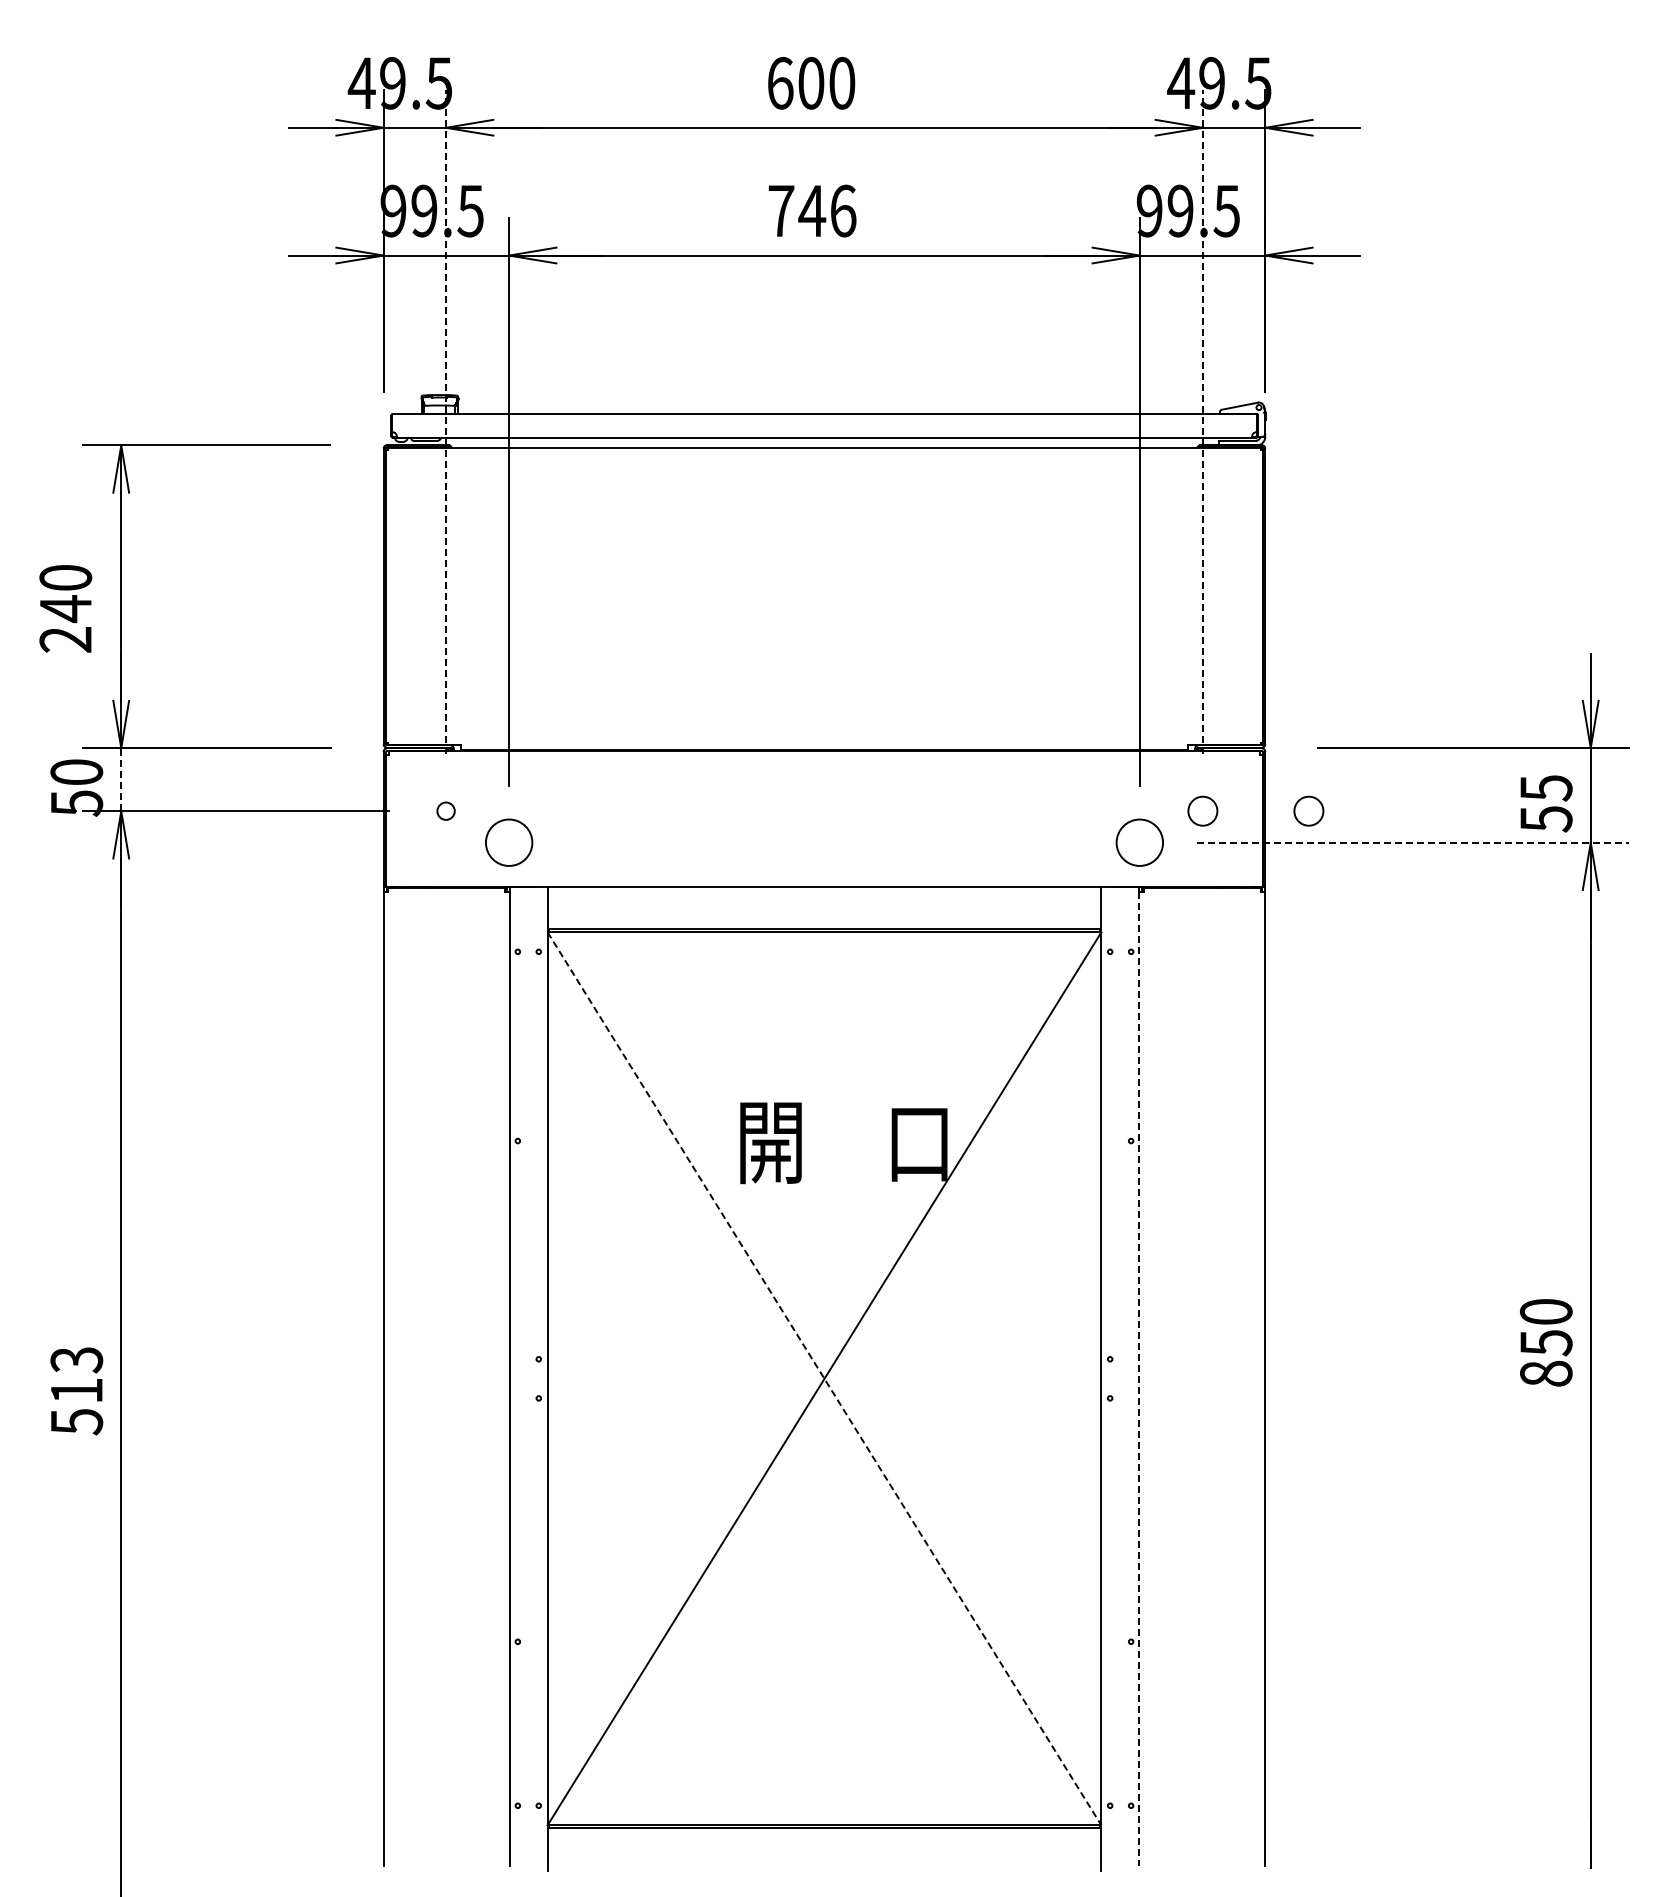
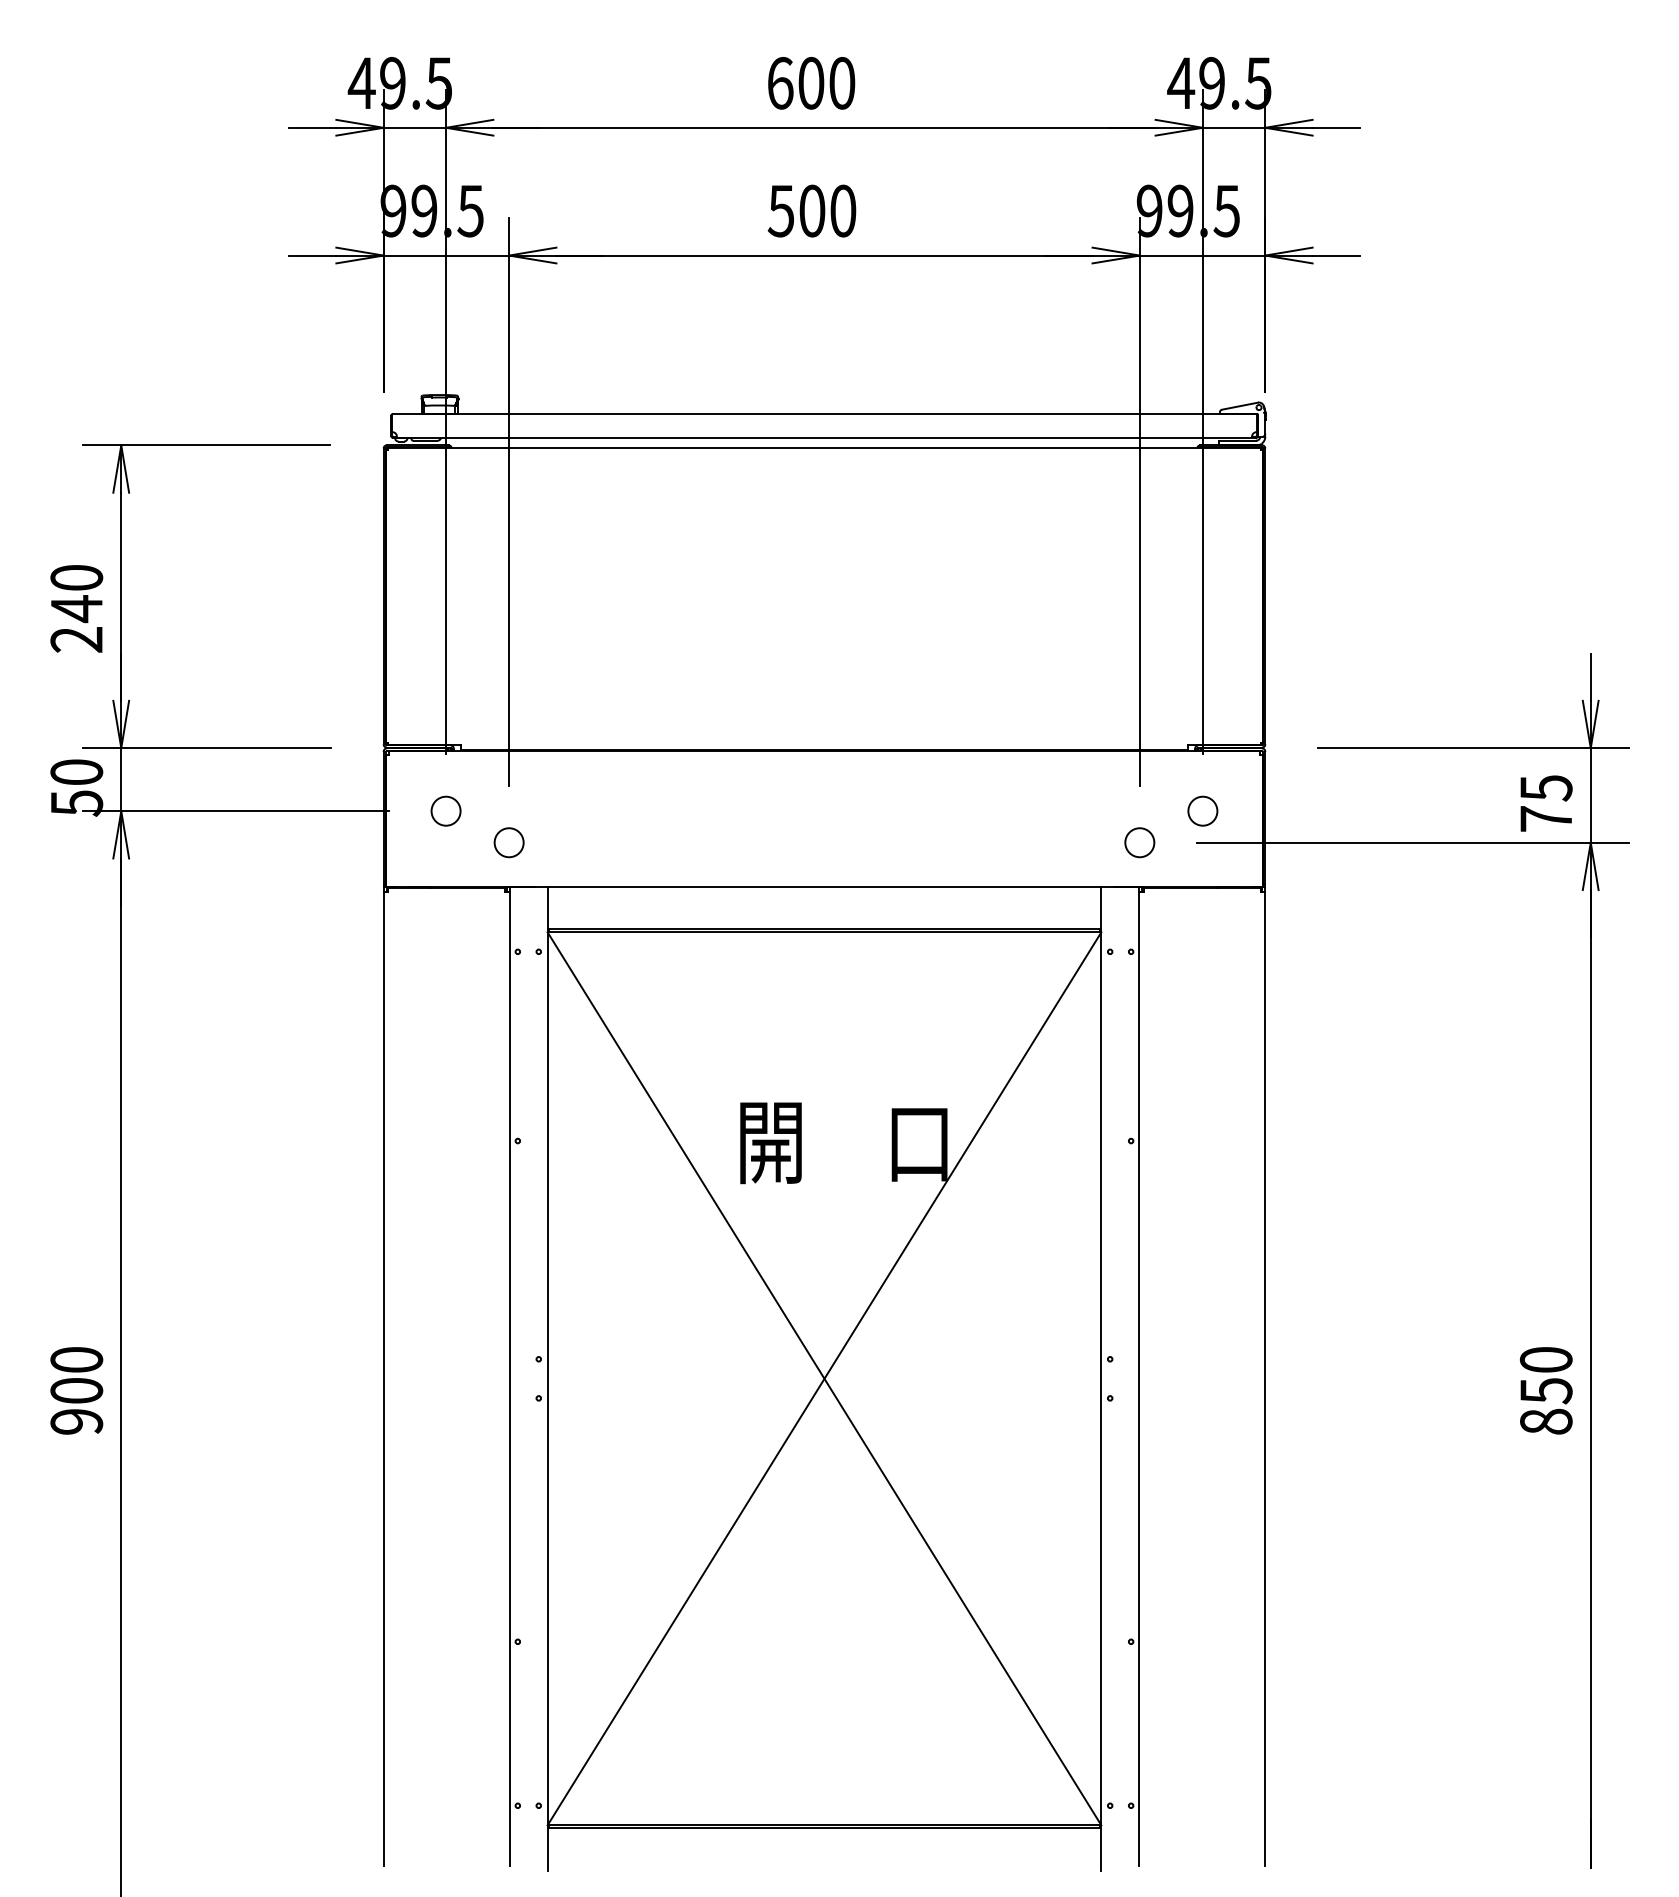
text: 746 -> 500 (811, 210)
line: dashed -> solid (446, 421)
line: dashed -> solid (1202, 421)
text position: (65, 608) -> (76, 608) (76, 608)
line: dashed -> solid (121, 779)
circle diameter: 17 px -> 29 px (445, 810)
circle: present -> none (1308, 810)
text: 55 -> 75 (1546, 819)
circle diameter: 46 px -> 29 px (508, 842)
circle diameter: 46 px -> 29 px (1139, 842)
line: dashed -> solid (1413, 842)
text position: (1546, 1342) -> (1546, 1390) (1546, 1390)
line: dashed -> solid (1139, 1378)
line: dashed -> solid (824, 1379)
text: 513 -> 900 (76, 1391)
